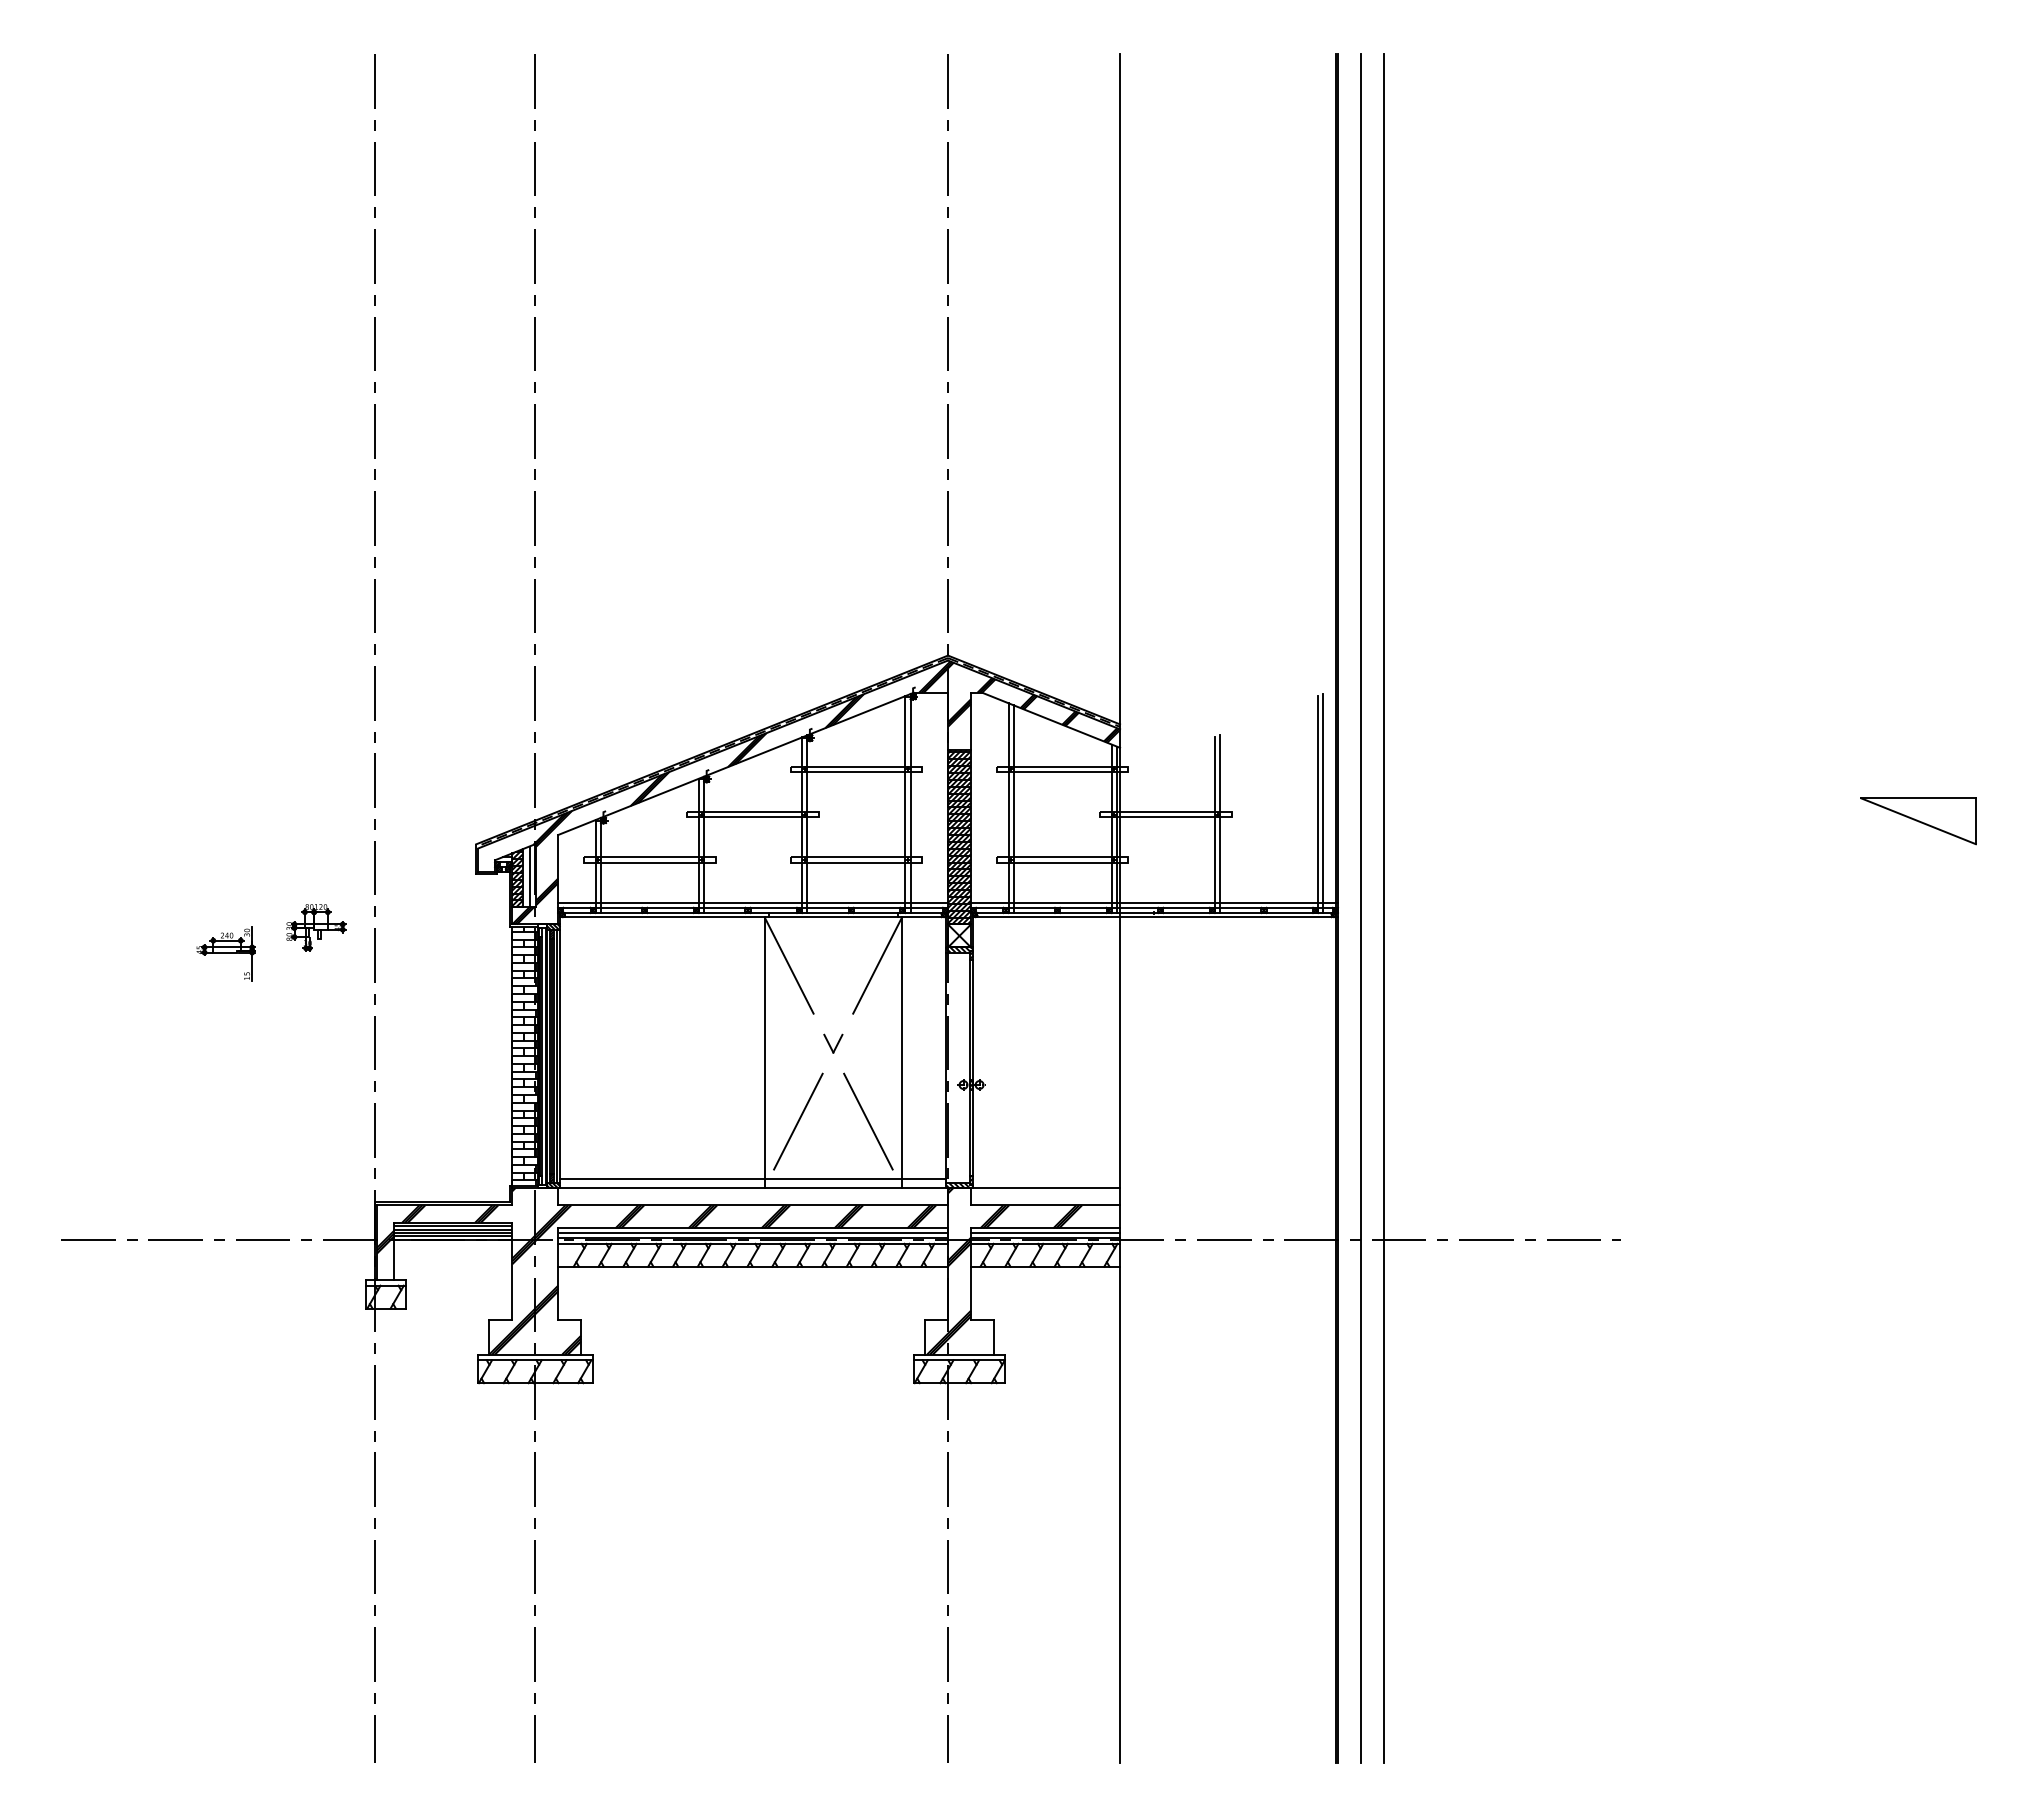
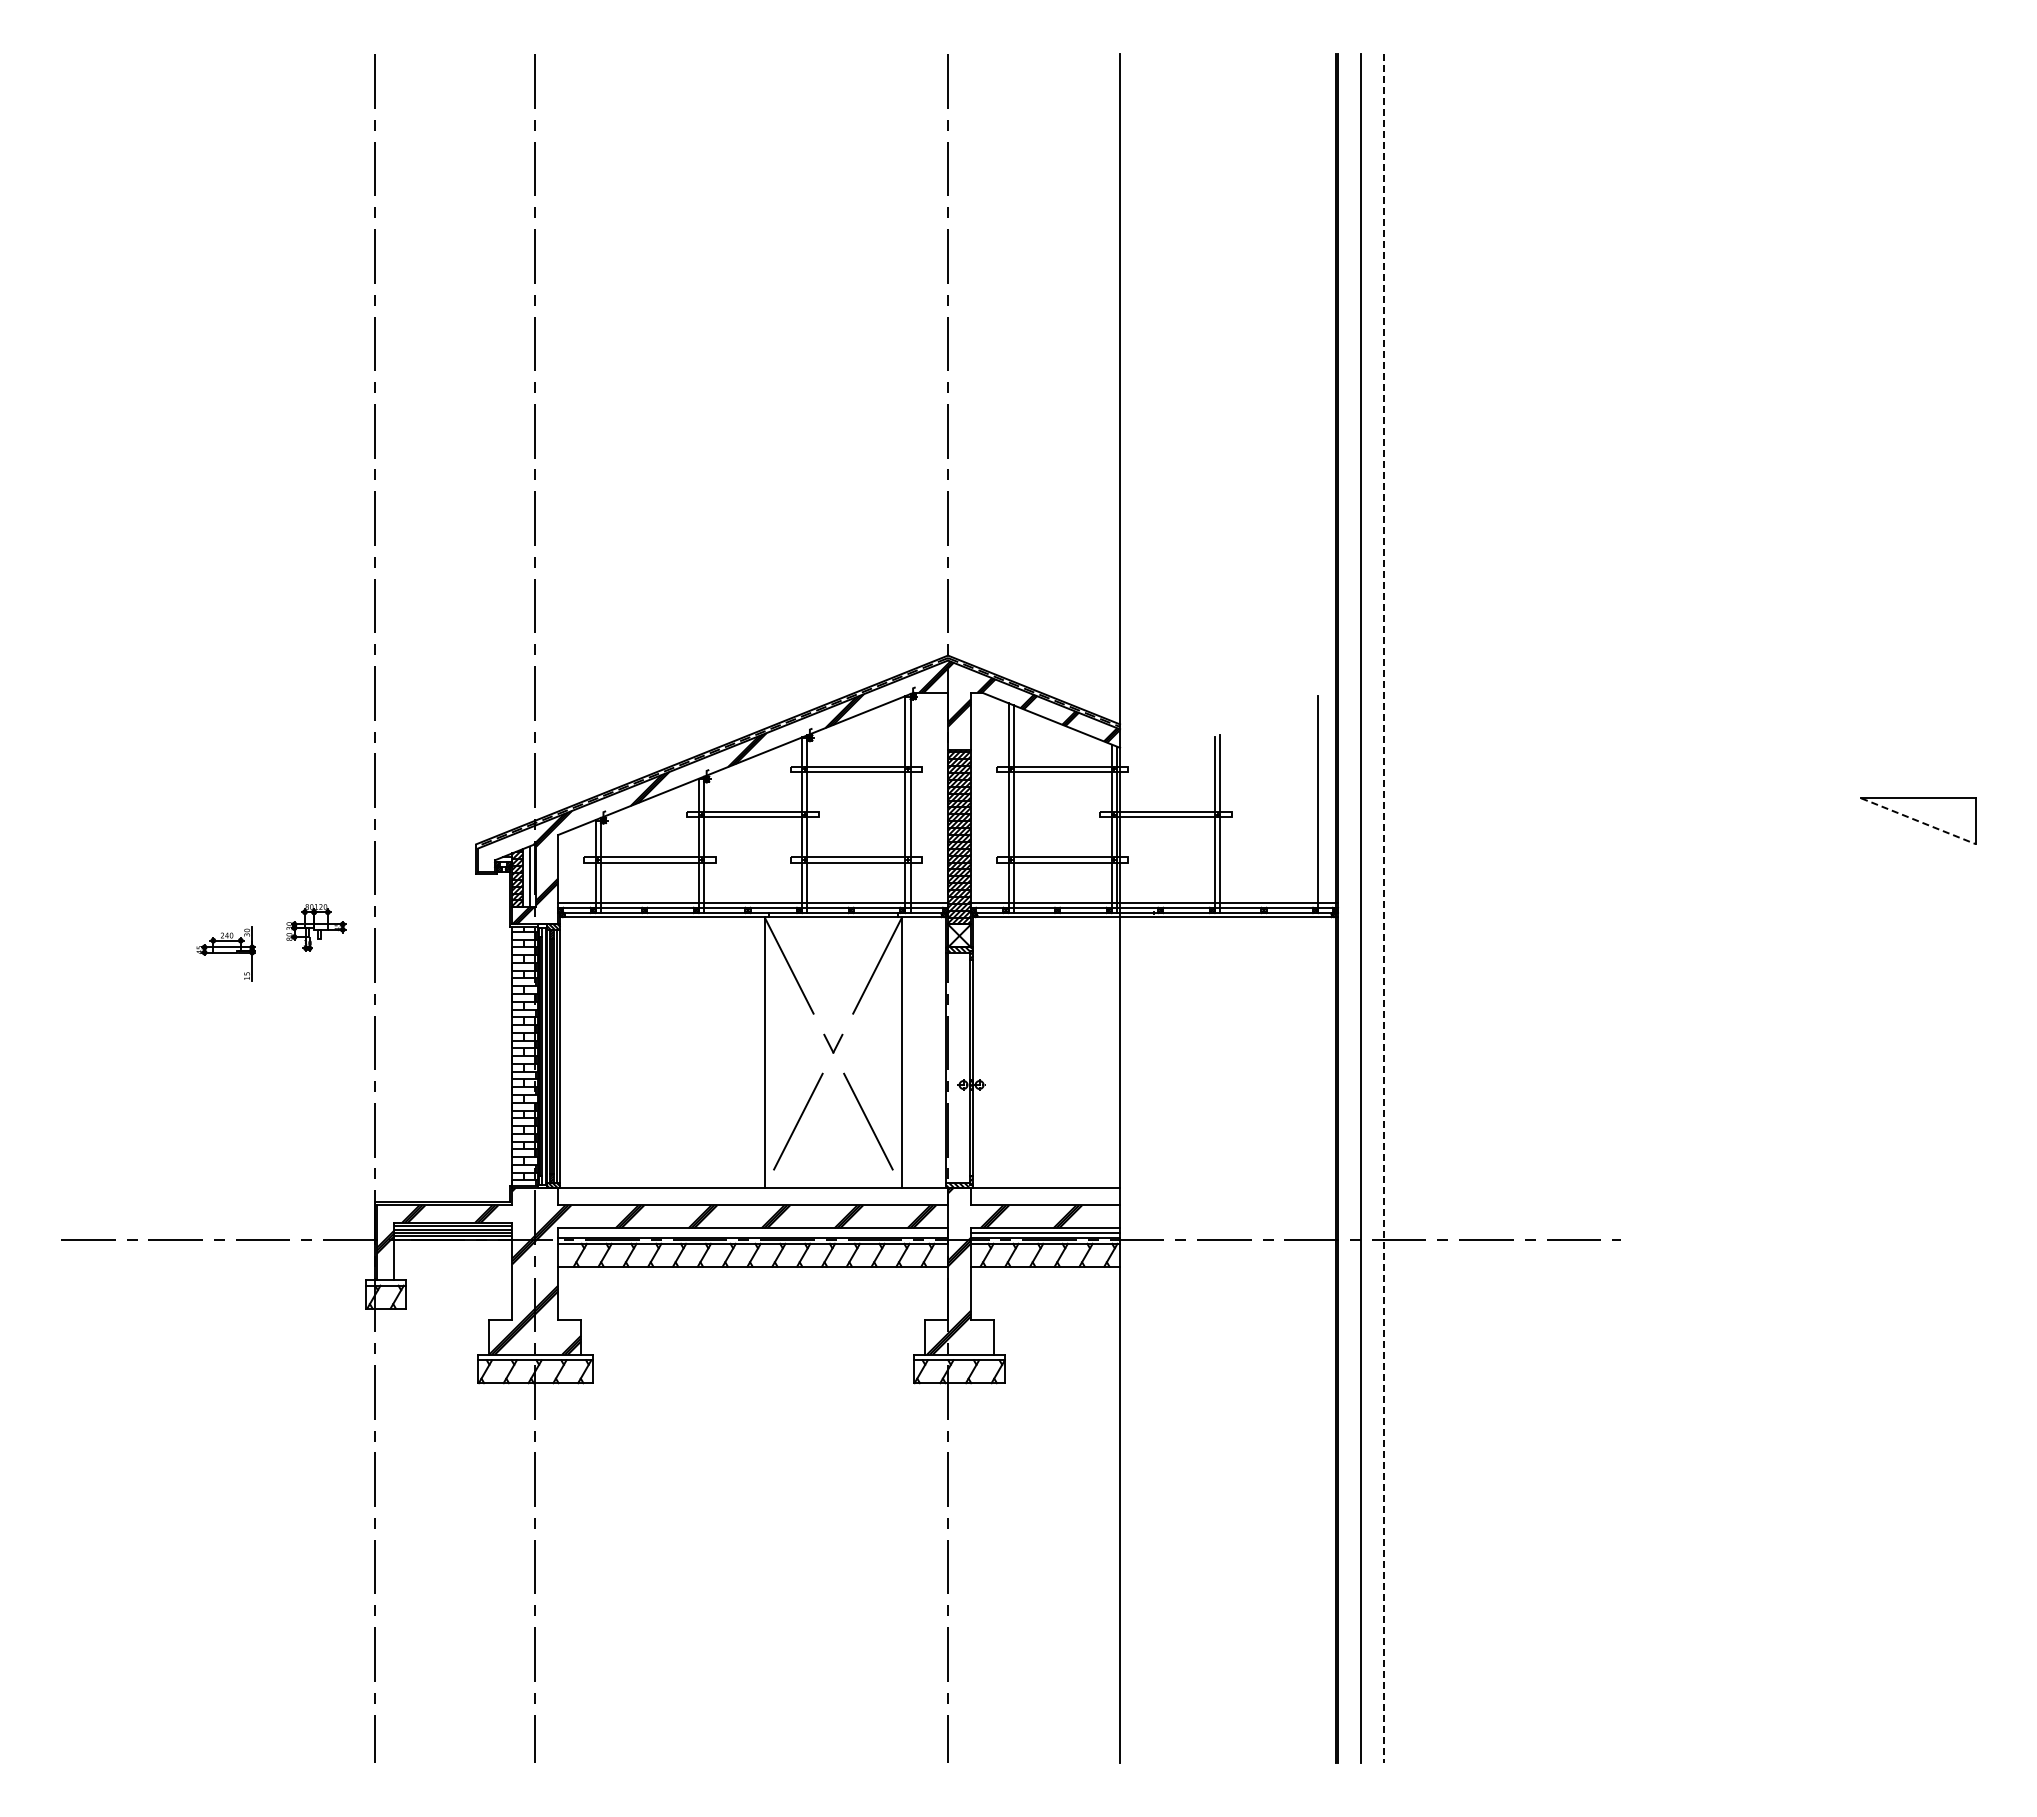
line: present -> none (1323, 803)
line: solid -> dashed (1918, 821)
line: solid -> dashed (1383, 909)
line: present -> none (752, 1179)
line: present -> none (753, 1233)
